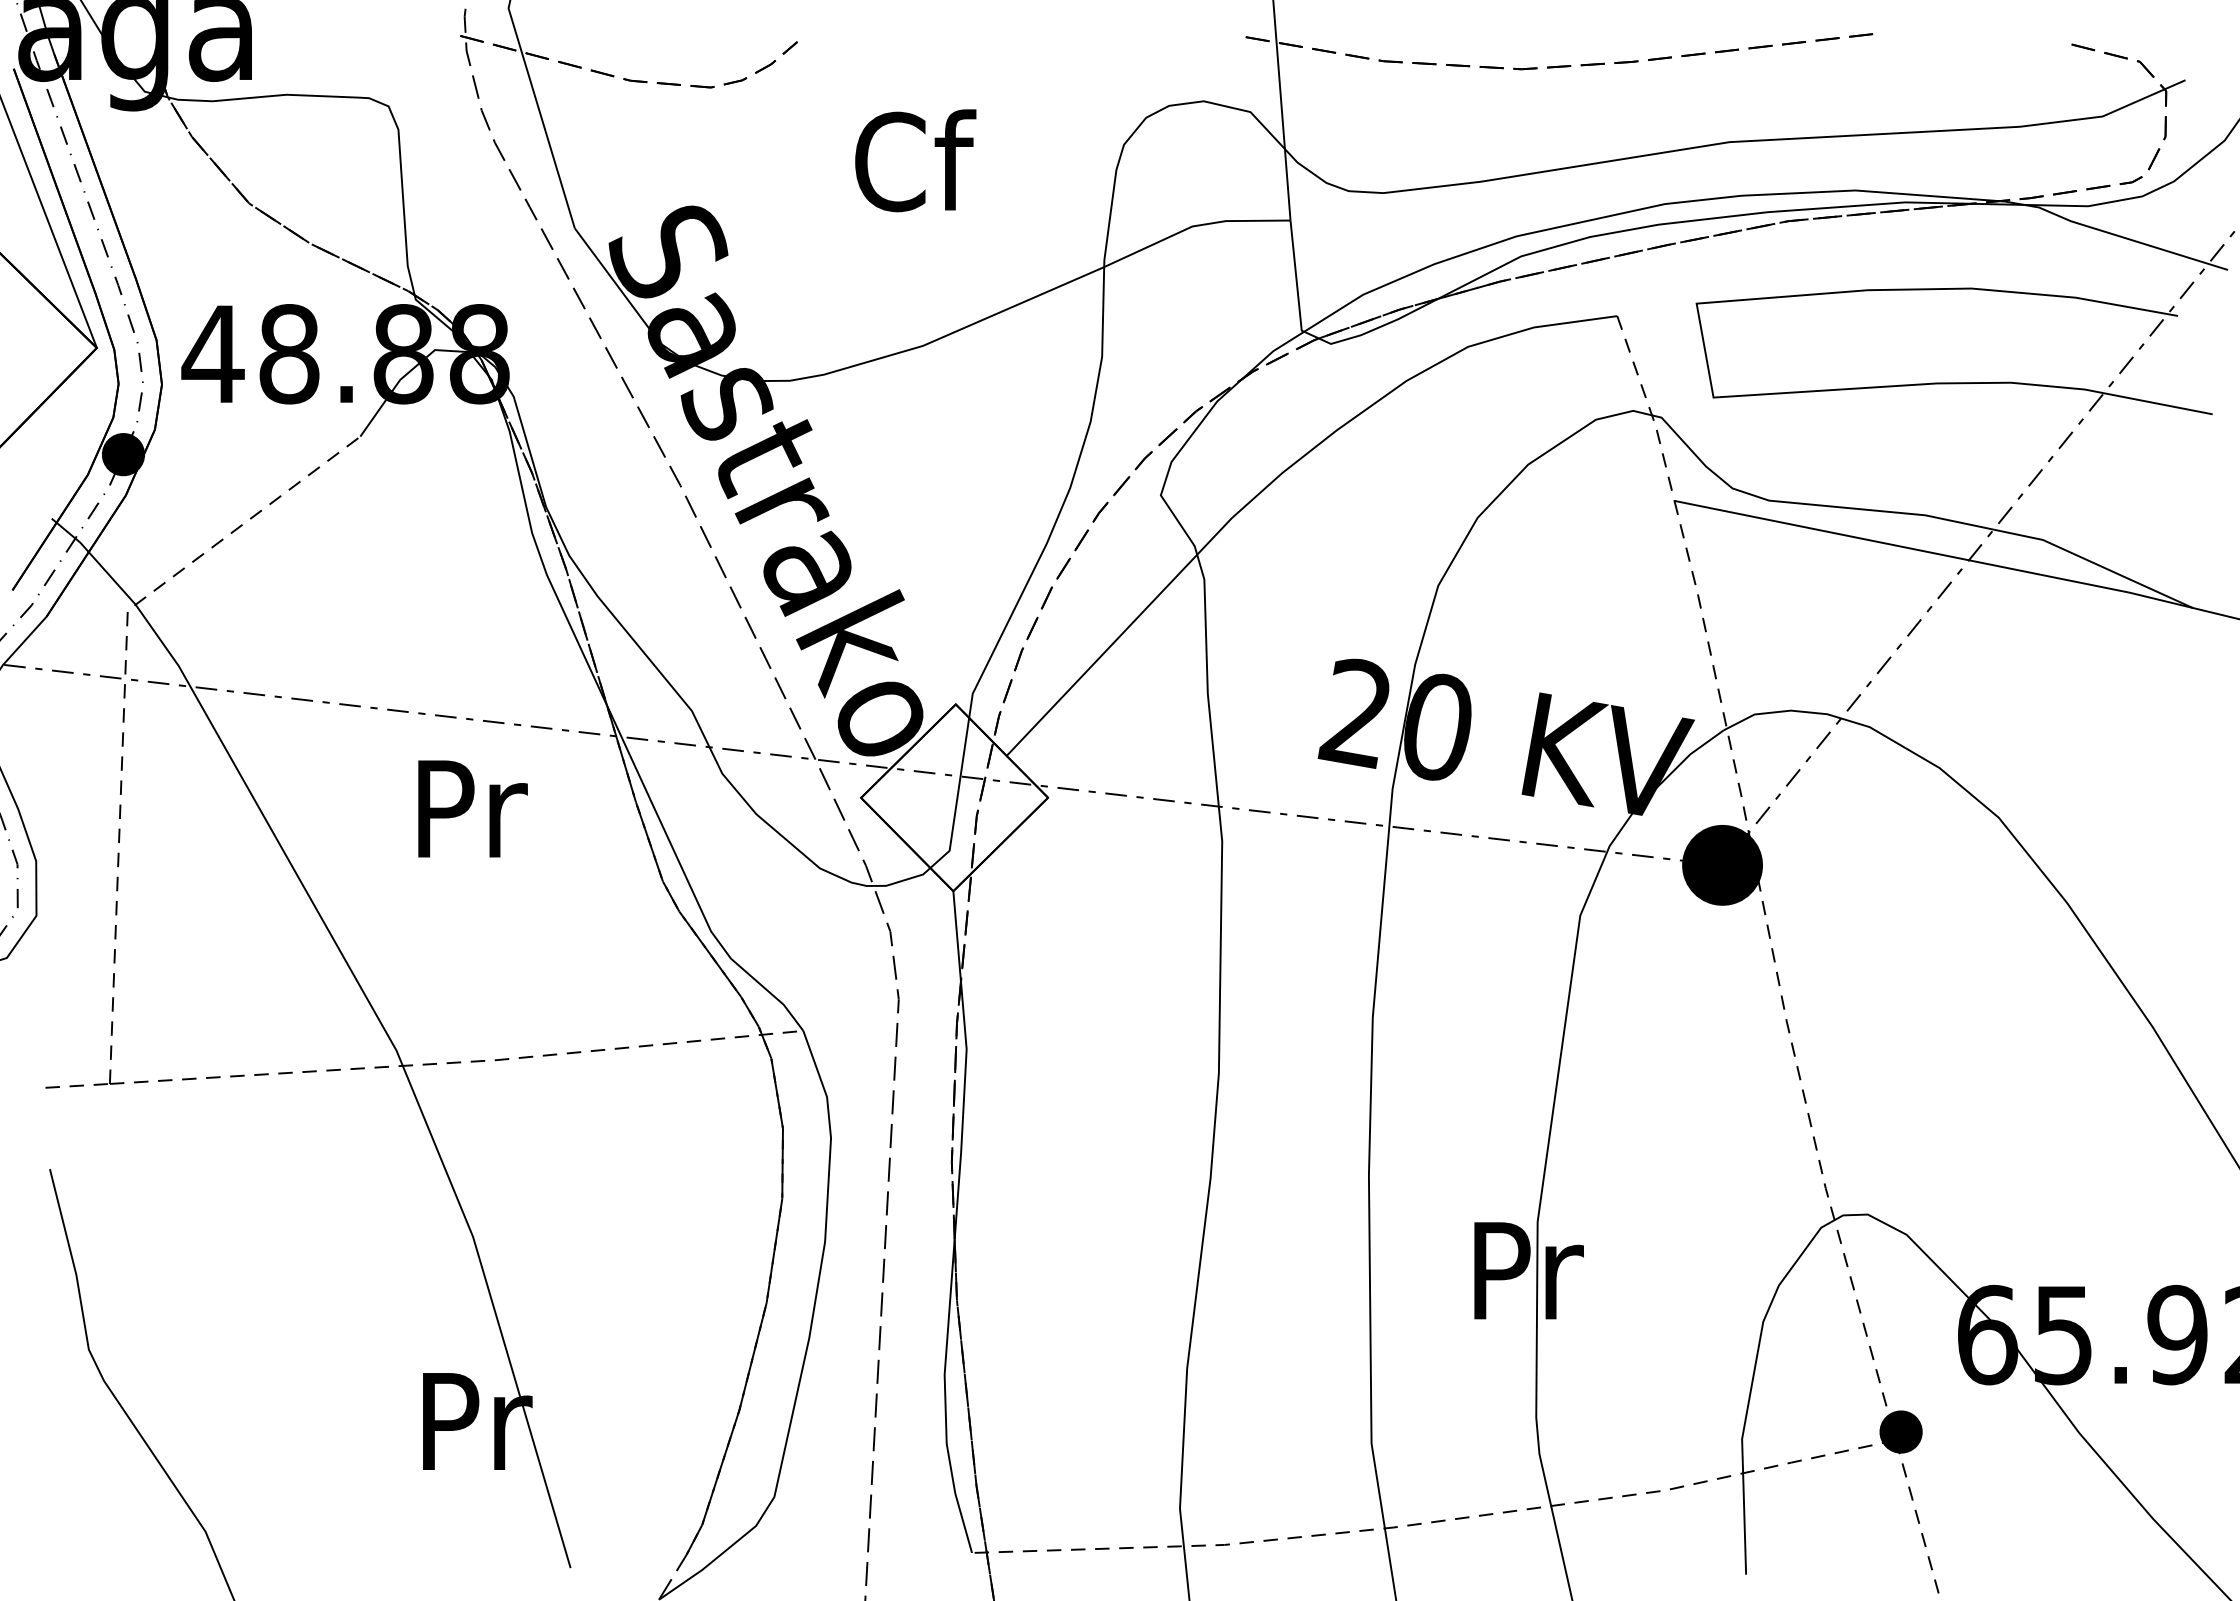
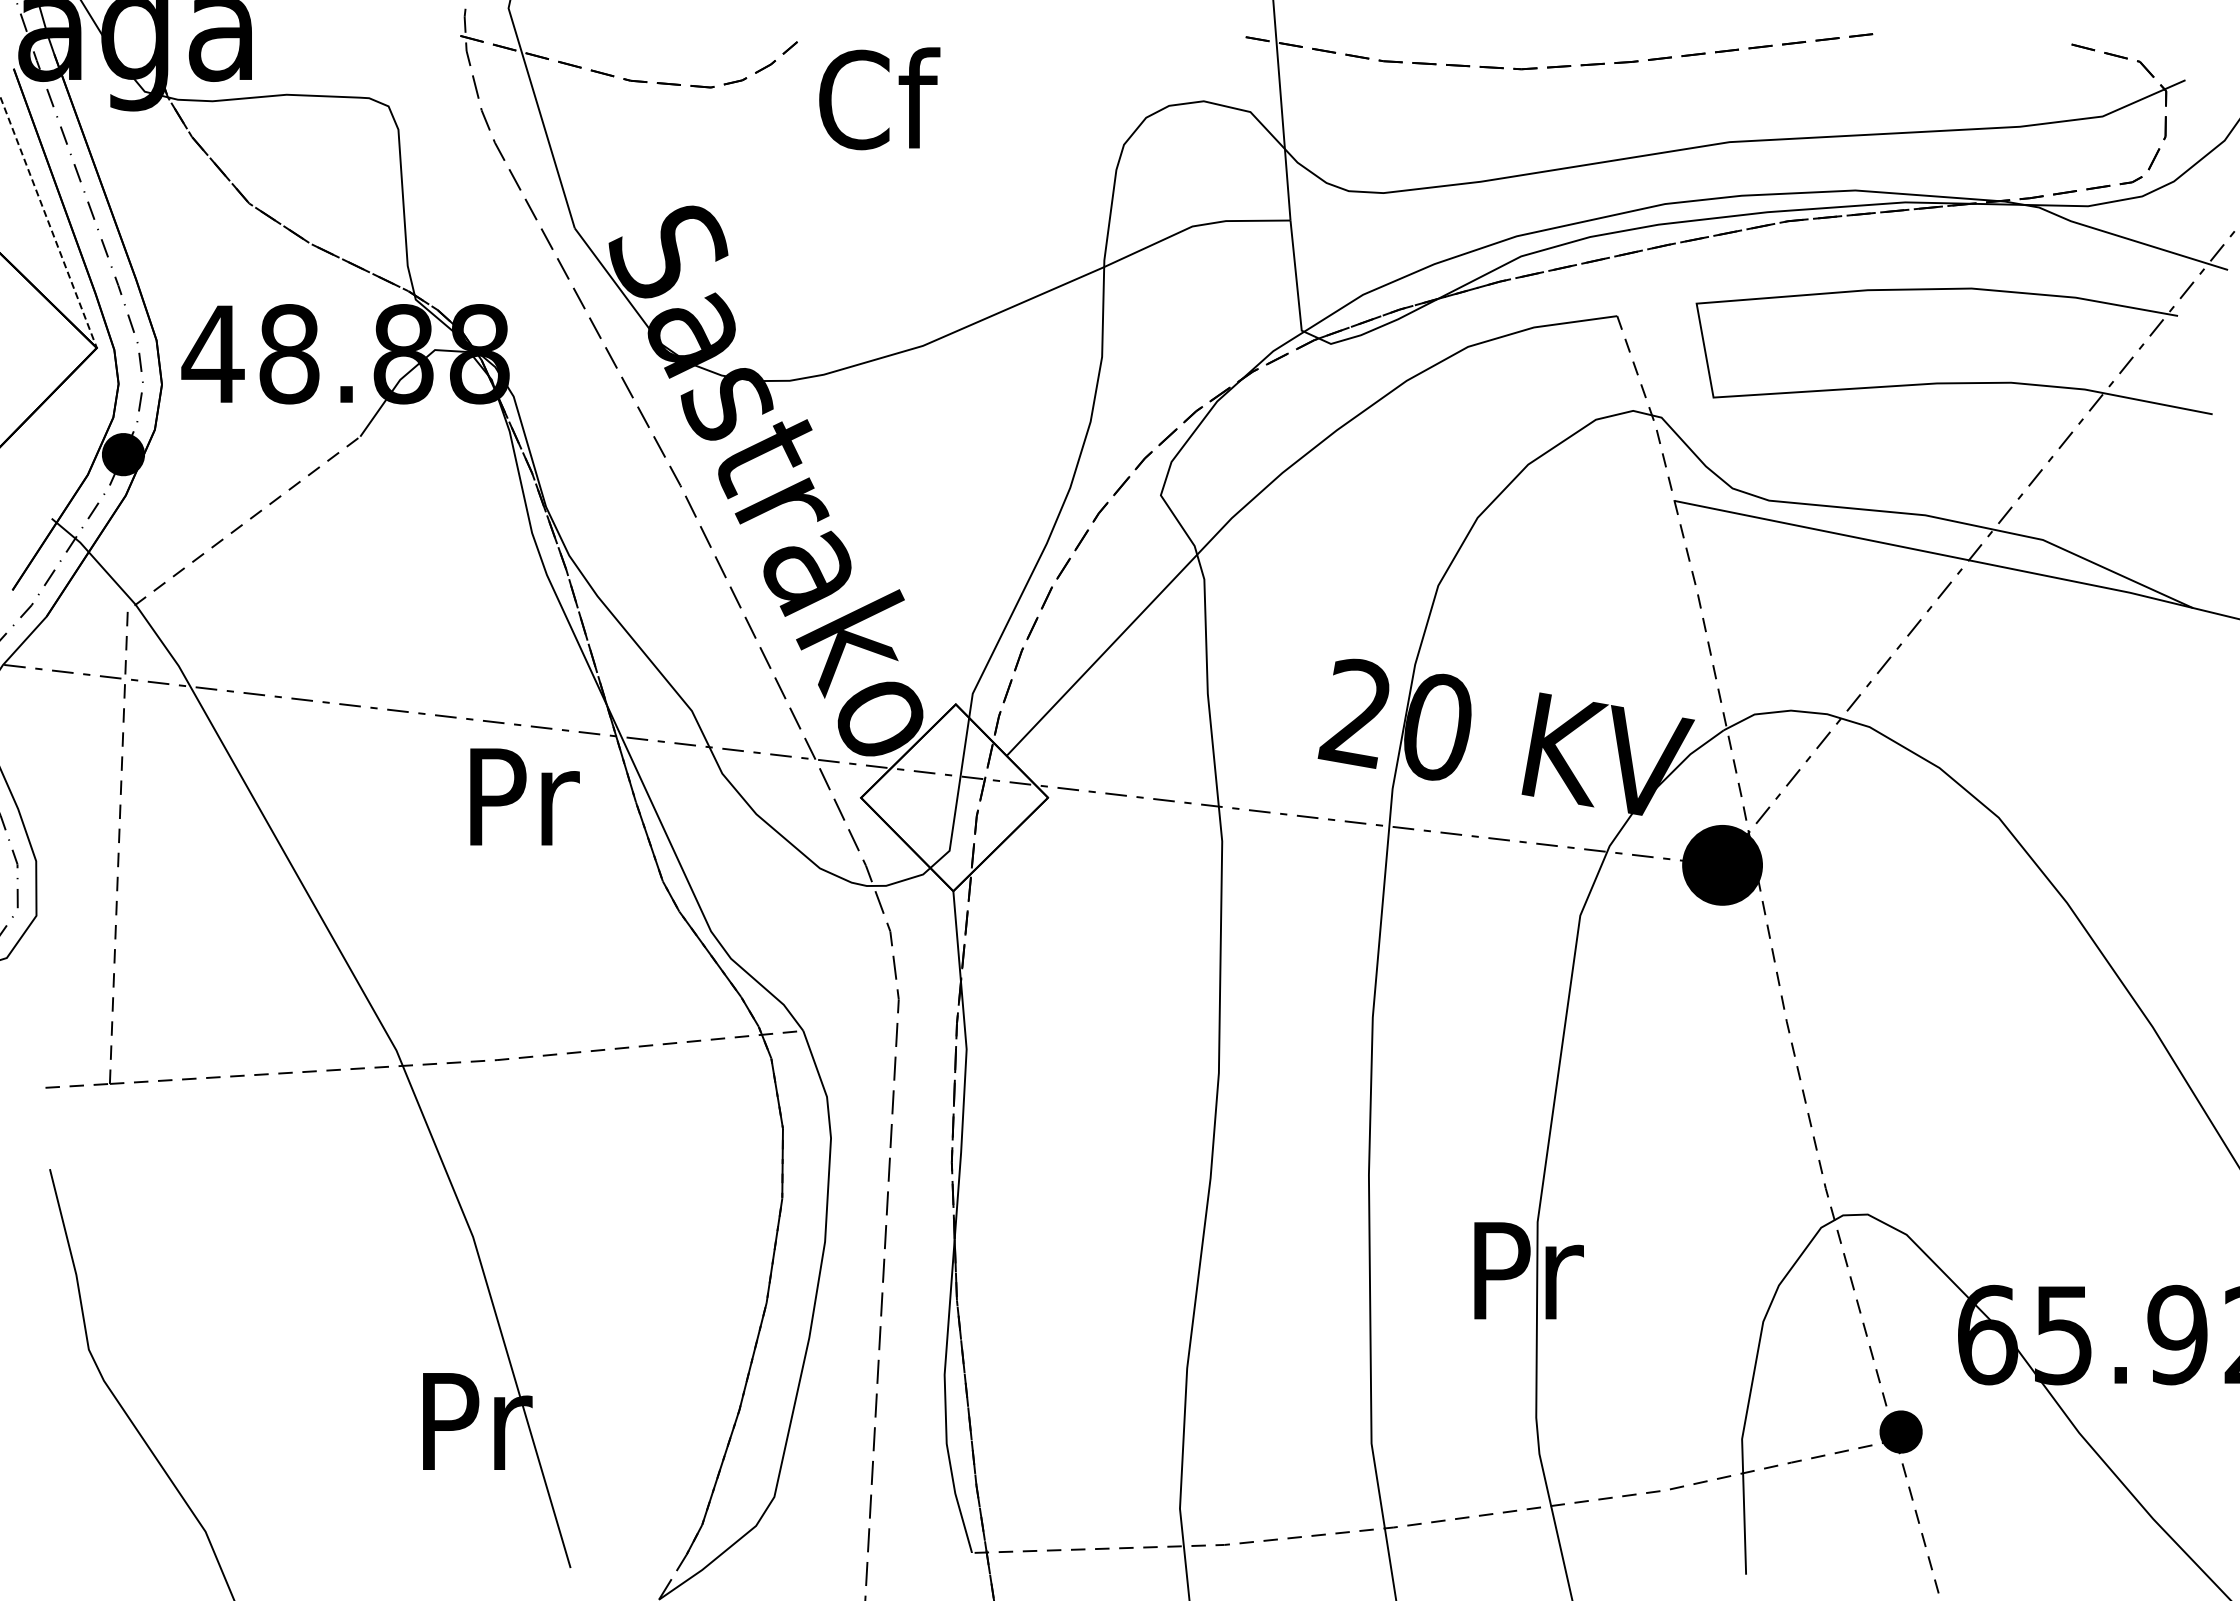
text position: (915, 160) -> (879, 98) (879, 98)
line: solid -> dashed (48, 222)
text position: (472, 808) -> (524, 796) (524, 796)
